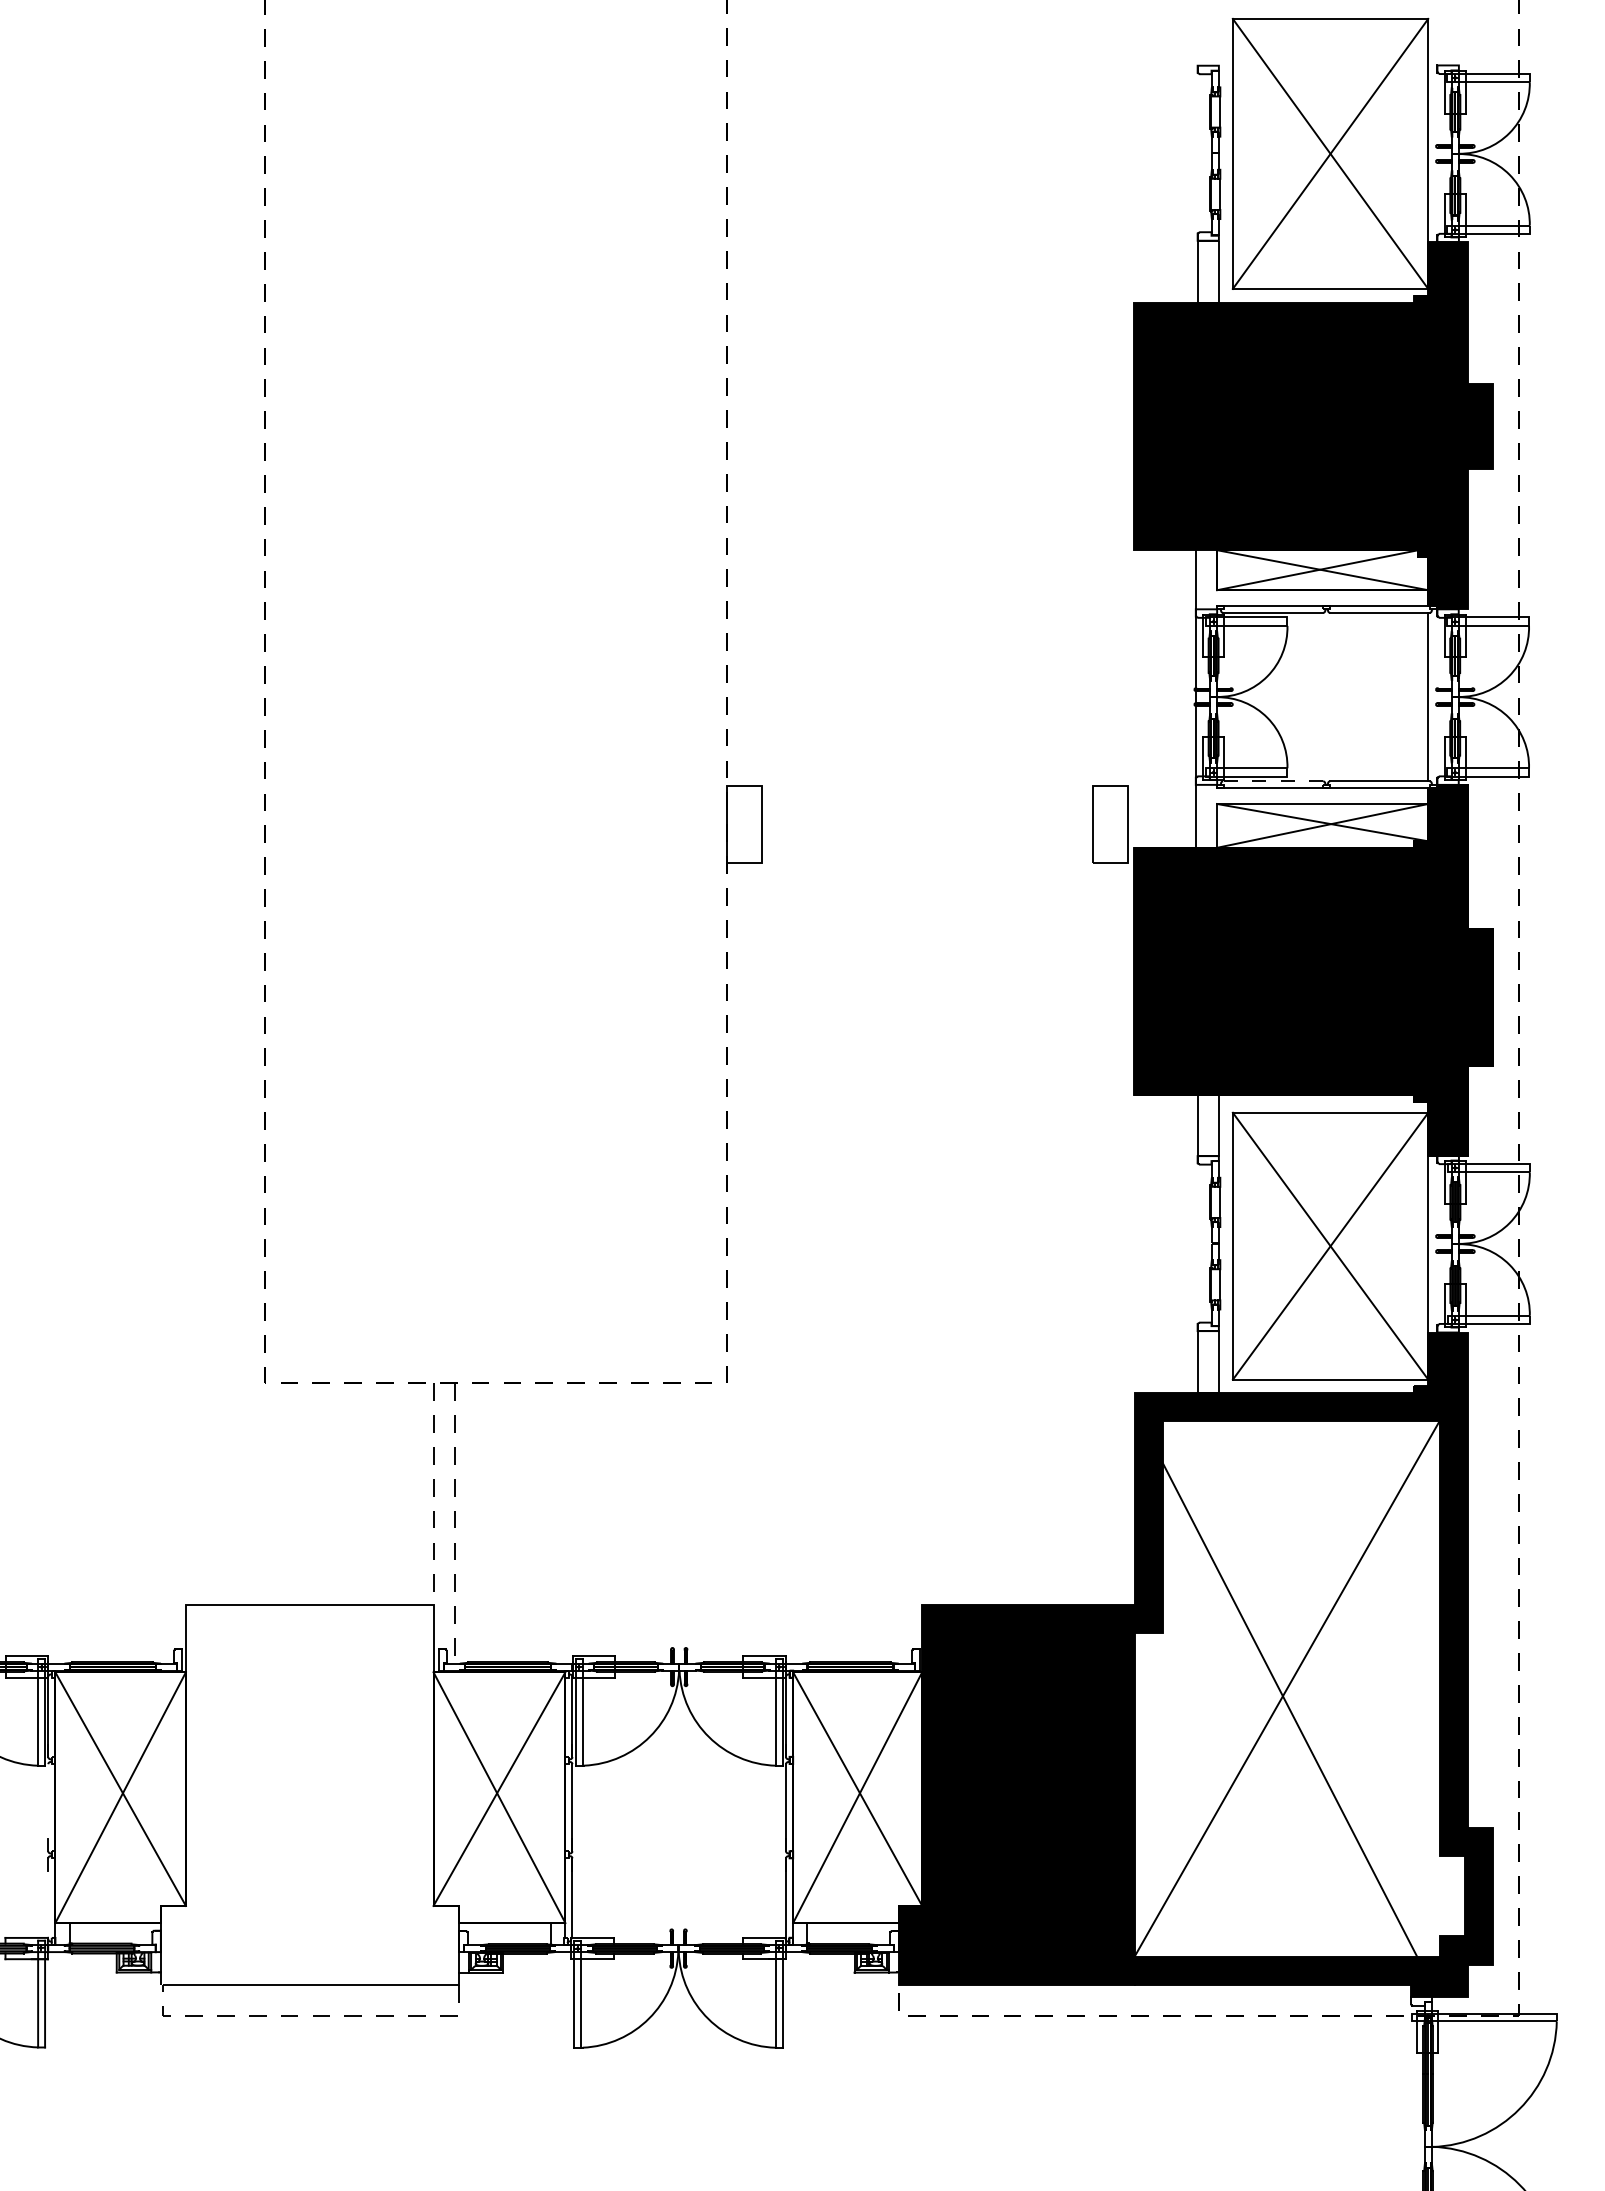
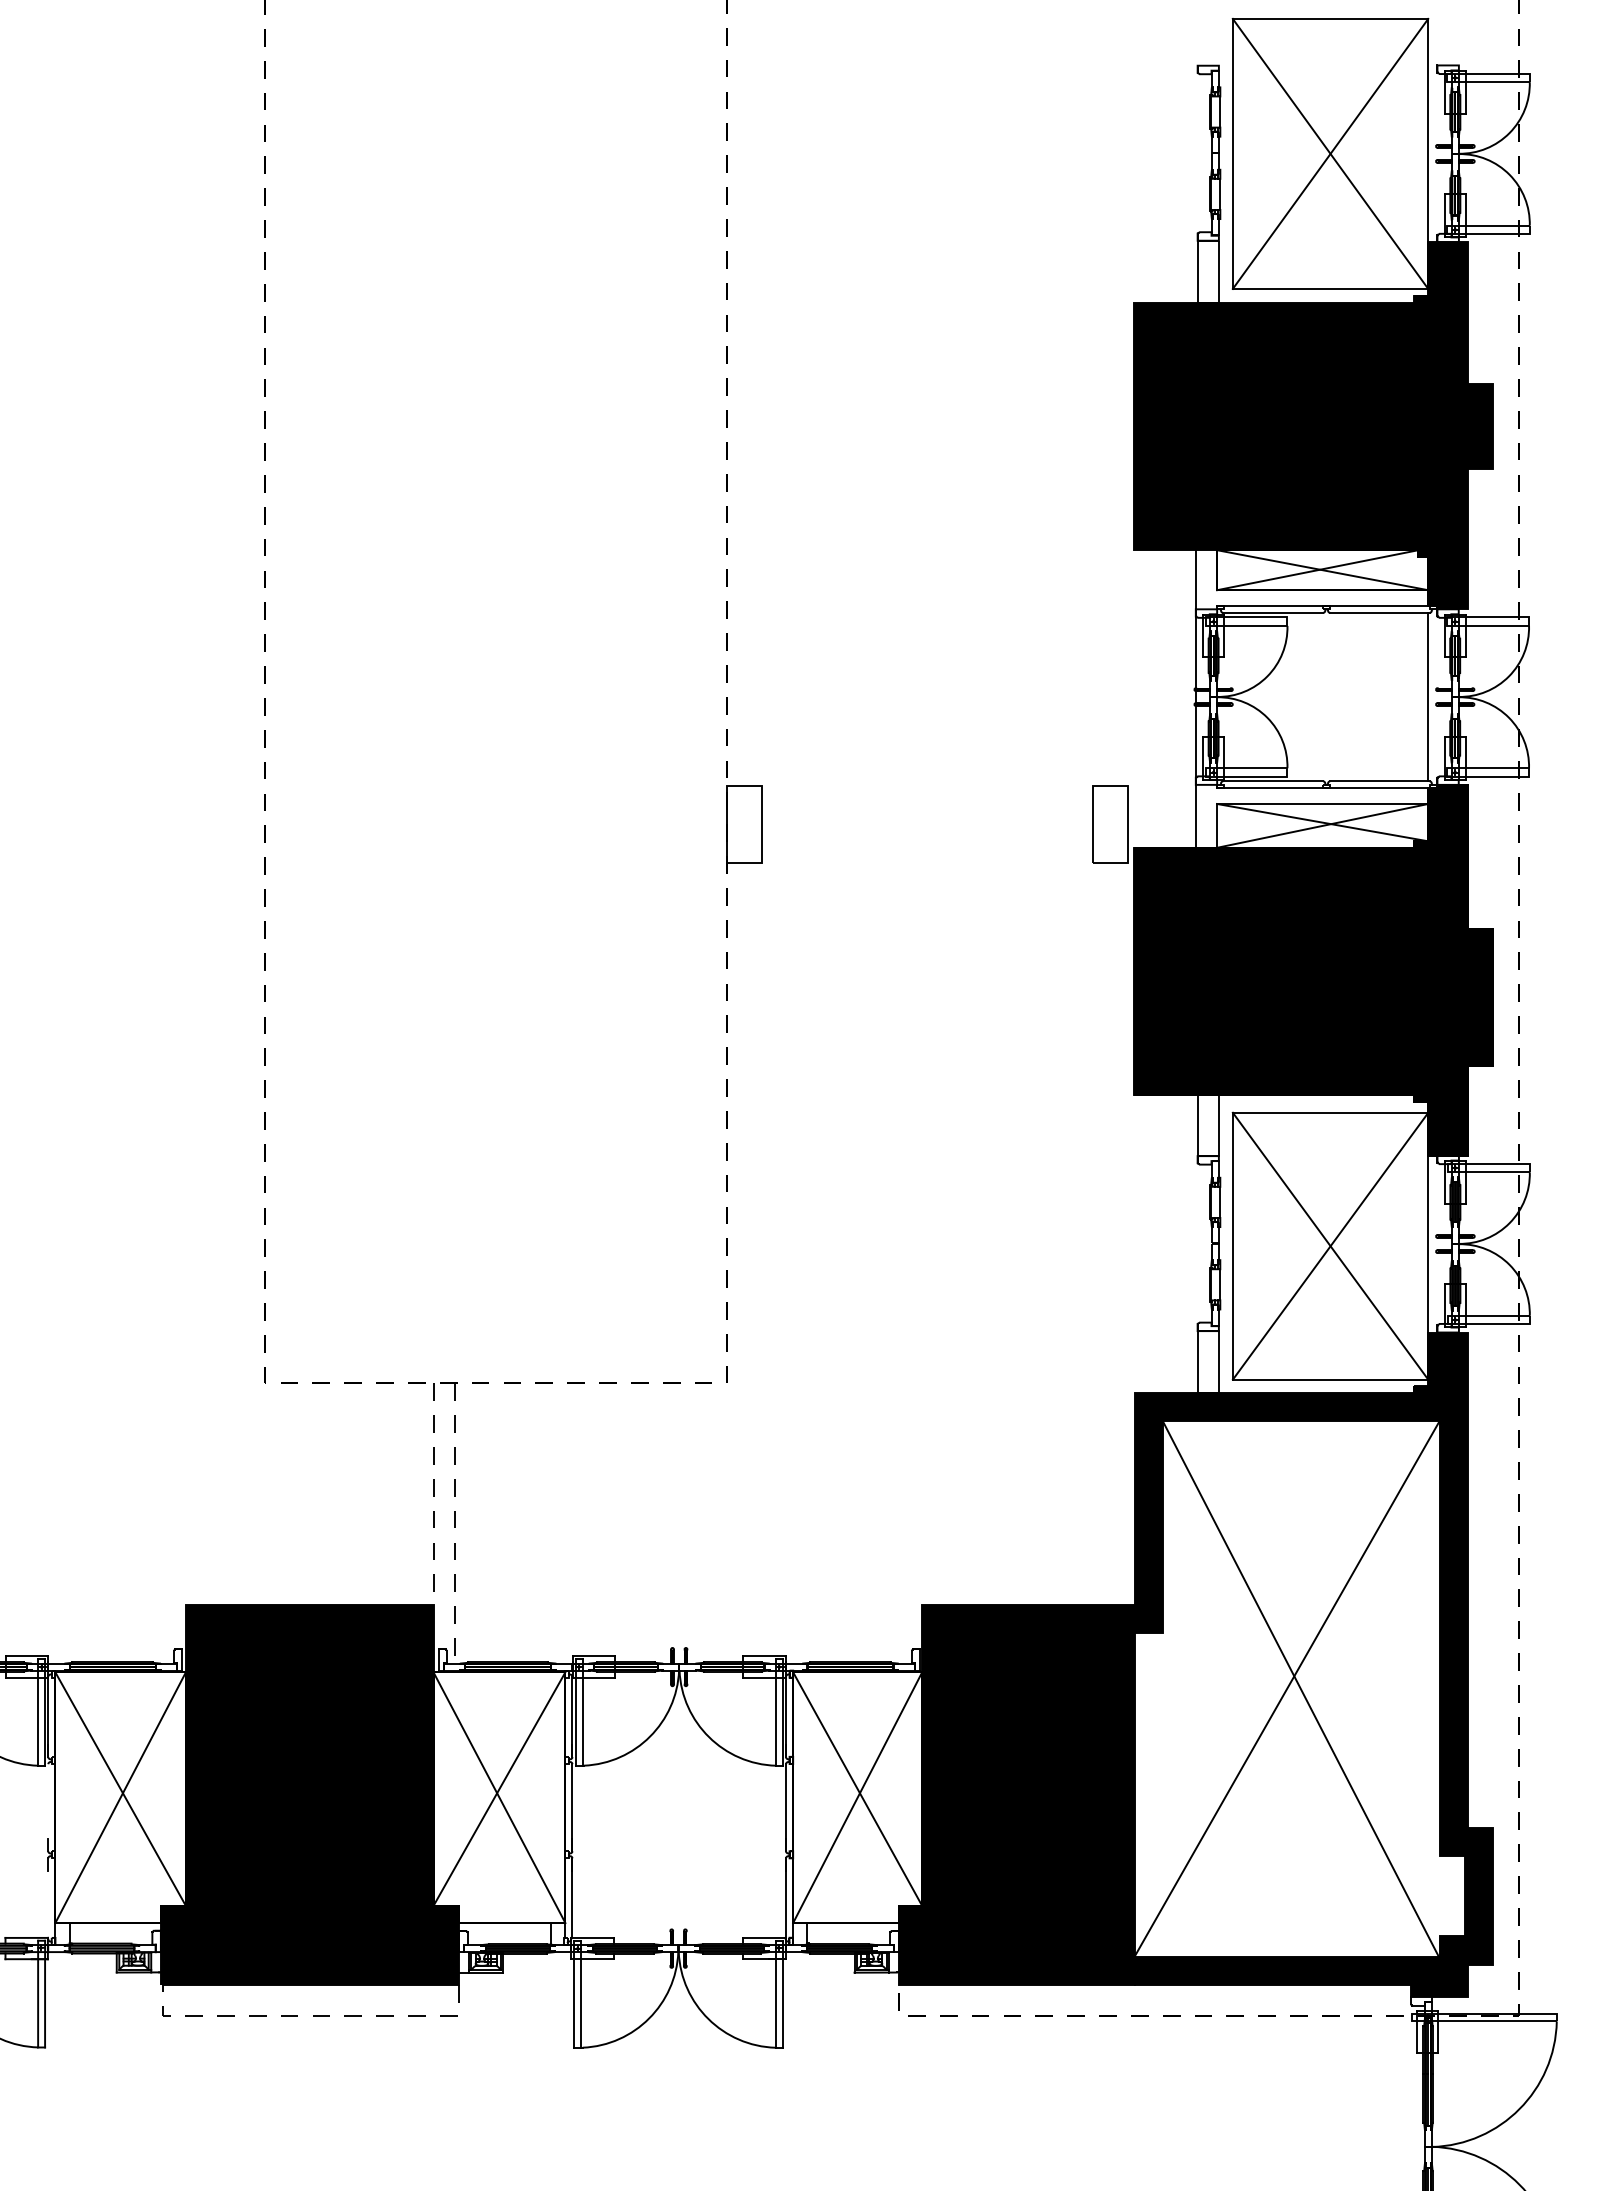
line: dashed -> solid (1273, 781)
line position: (1283, 1697) -> (1300, 1688) (1300, 1688)
fill: none -> present (309, 1795)
